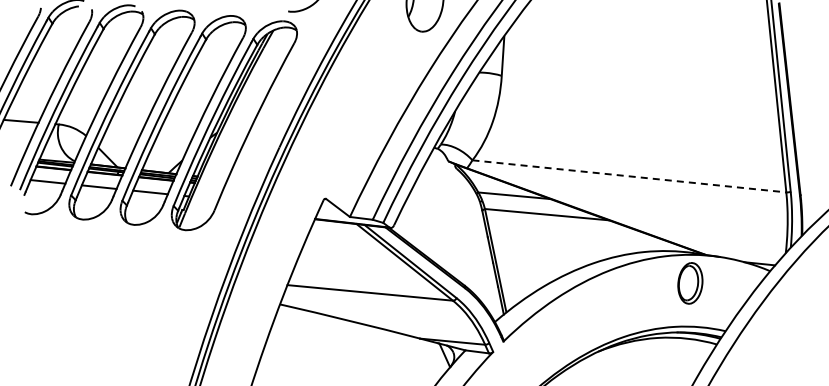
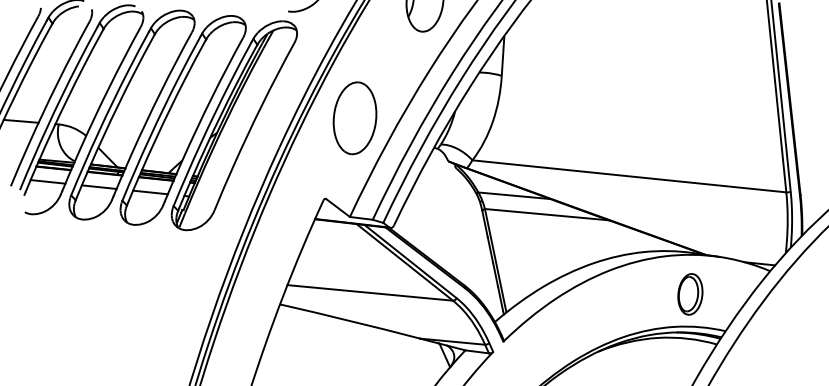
part: none -> present (354, 118)
line: dashed -> solid (629, 176)
part position: (690, 283) -> (690, 294) (690, 294)
